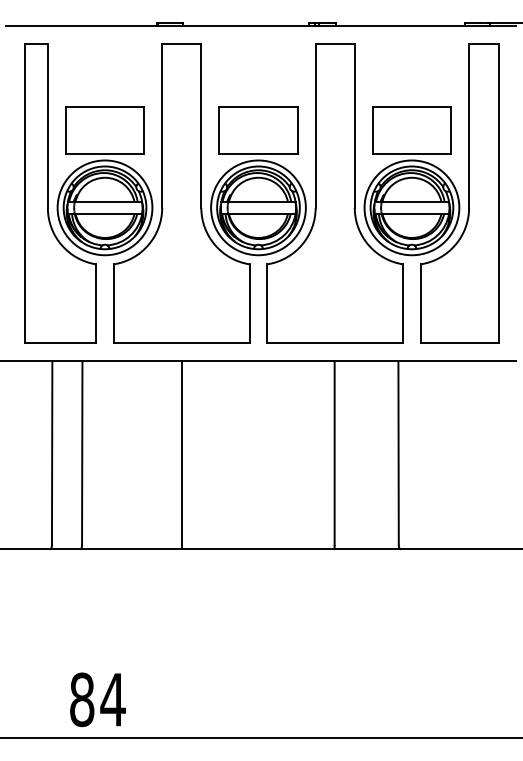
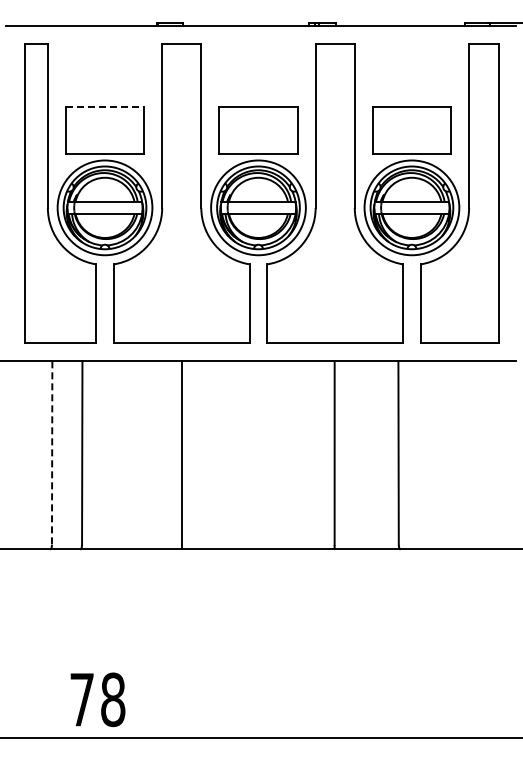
line: solid -> dashed (105, 107)
line: solid -> dashed (52, 453)
text: 84 -> 78 (97, 699)
